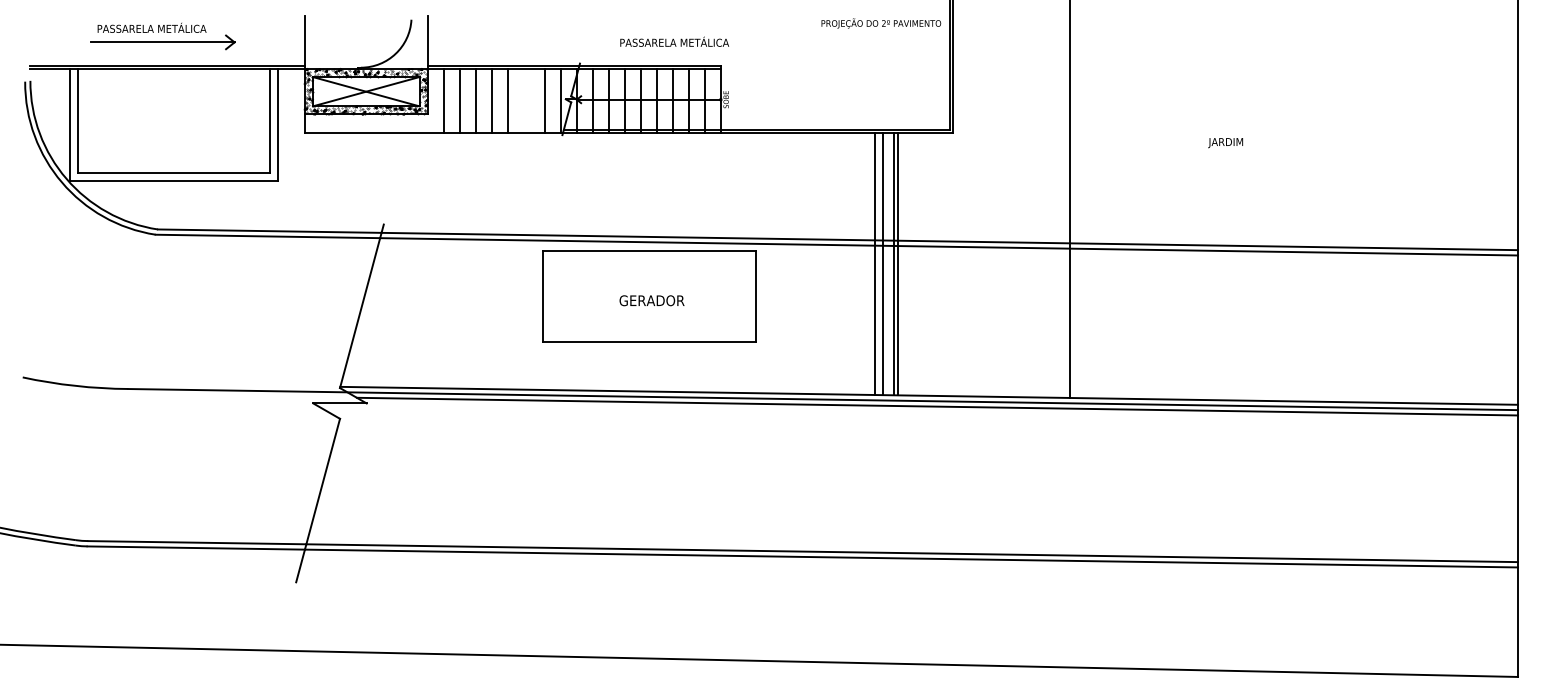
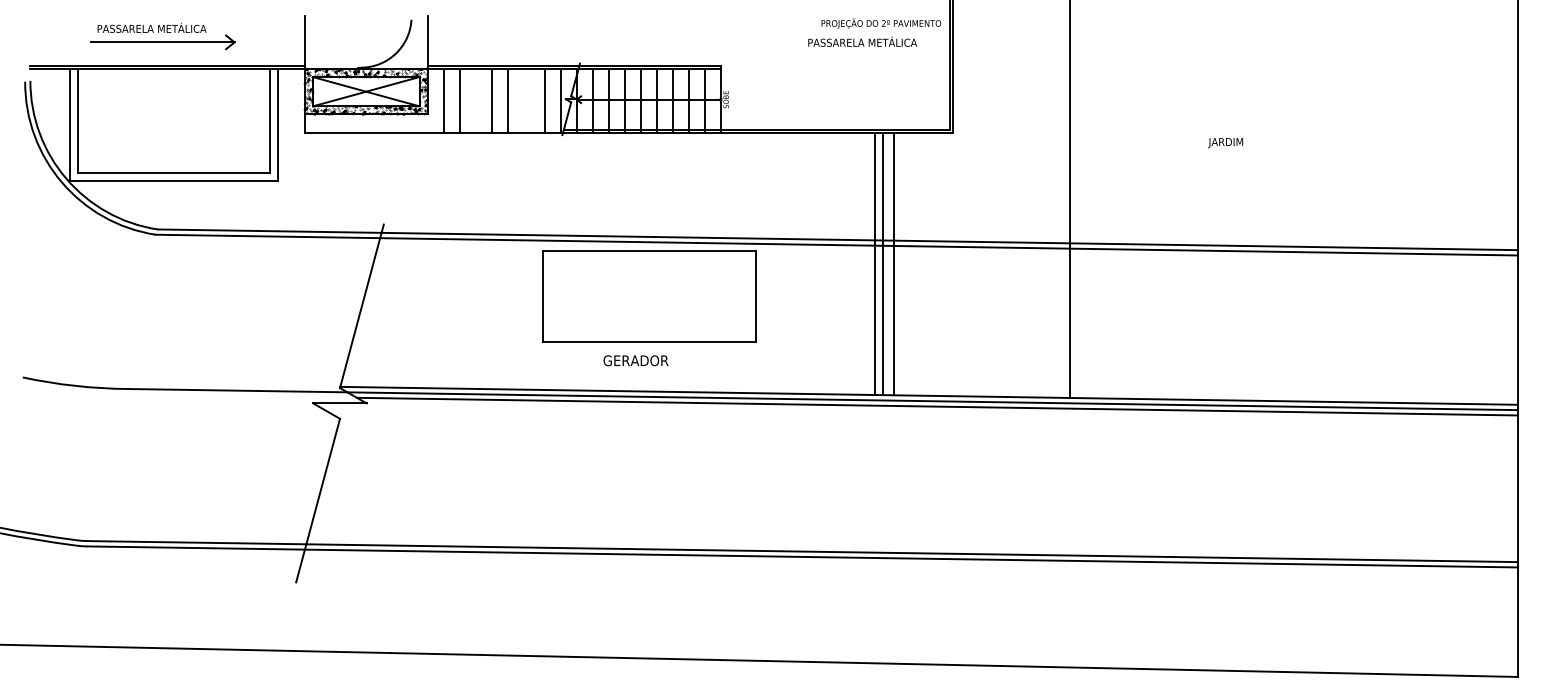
text position: (674, 41) -> (862, 41) (862, 41)
line: present -> none (475, 101)
line: present -> none (897, 264)
text position: (651, 300) -> (635, 360) (635, 360)
